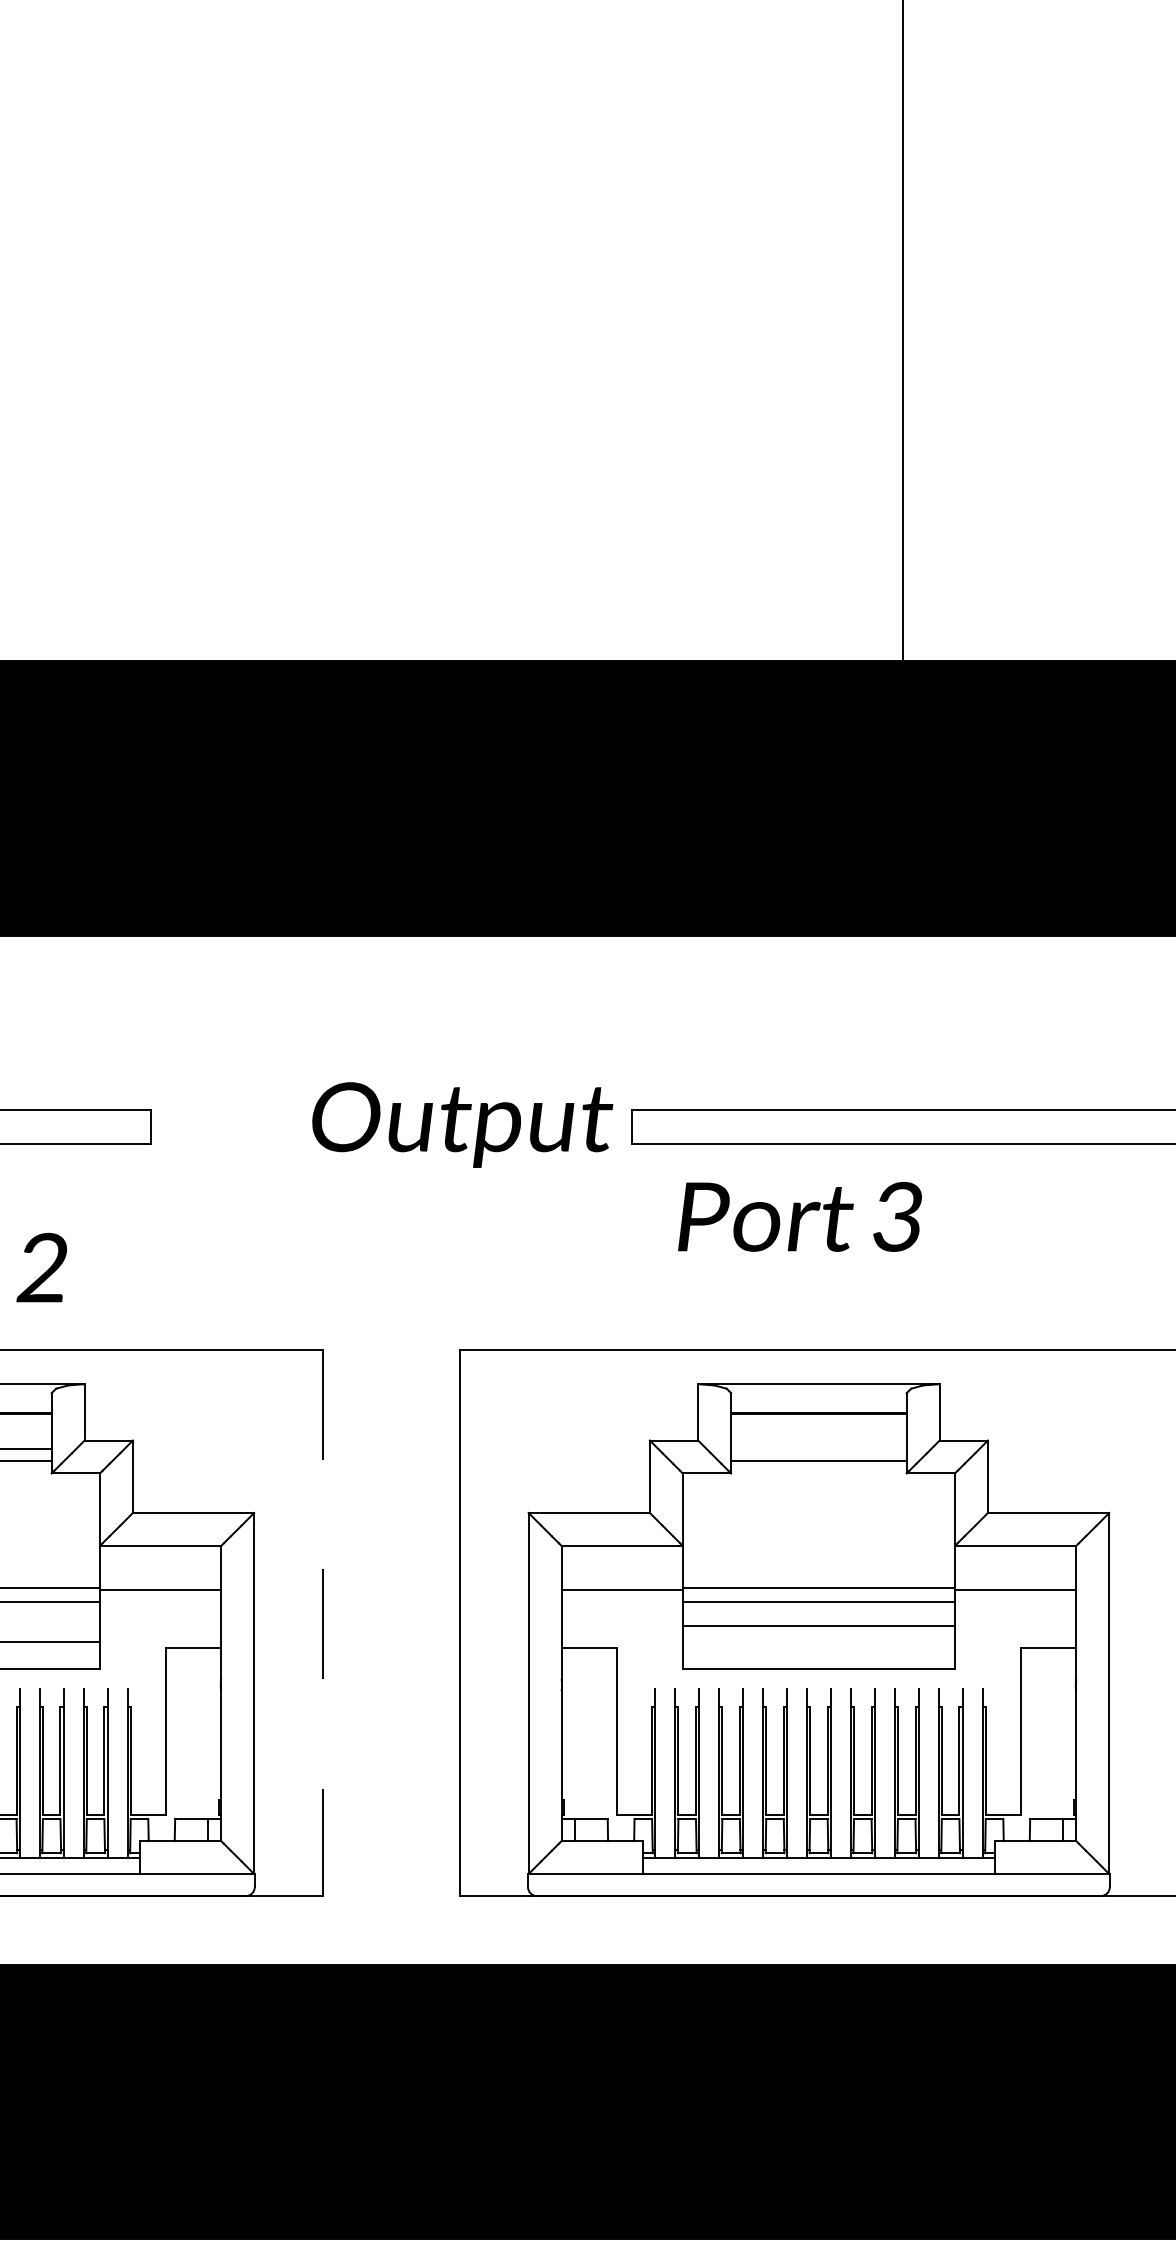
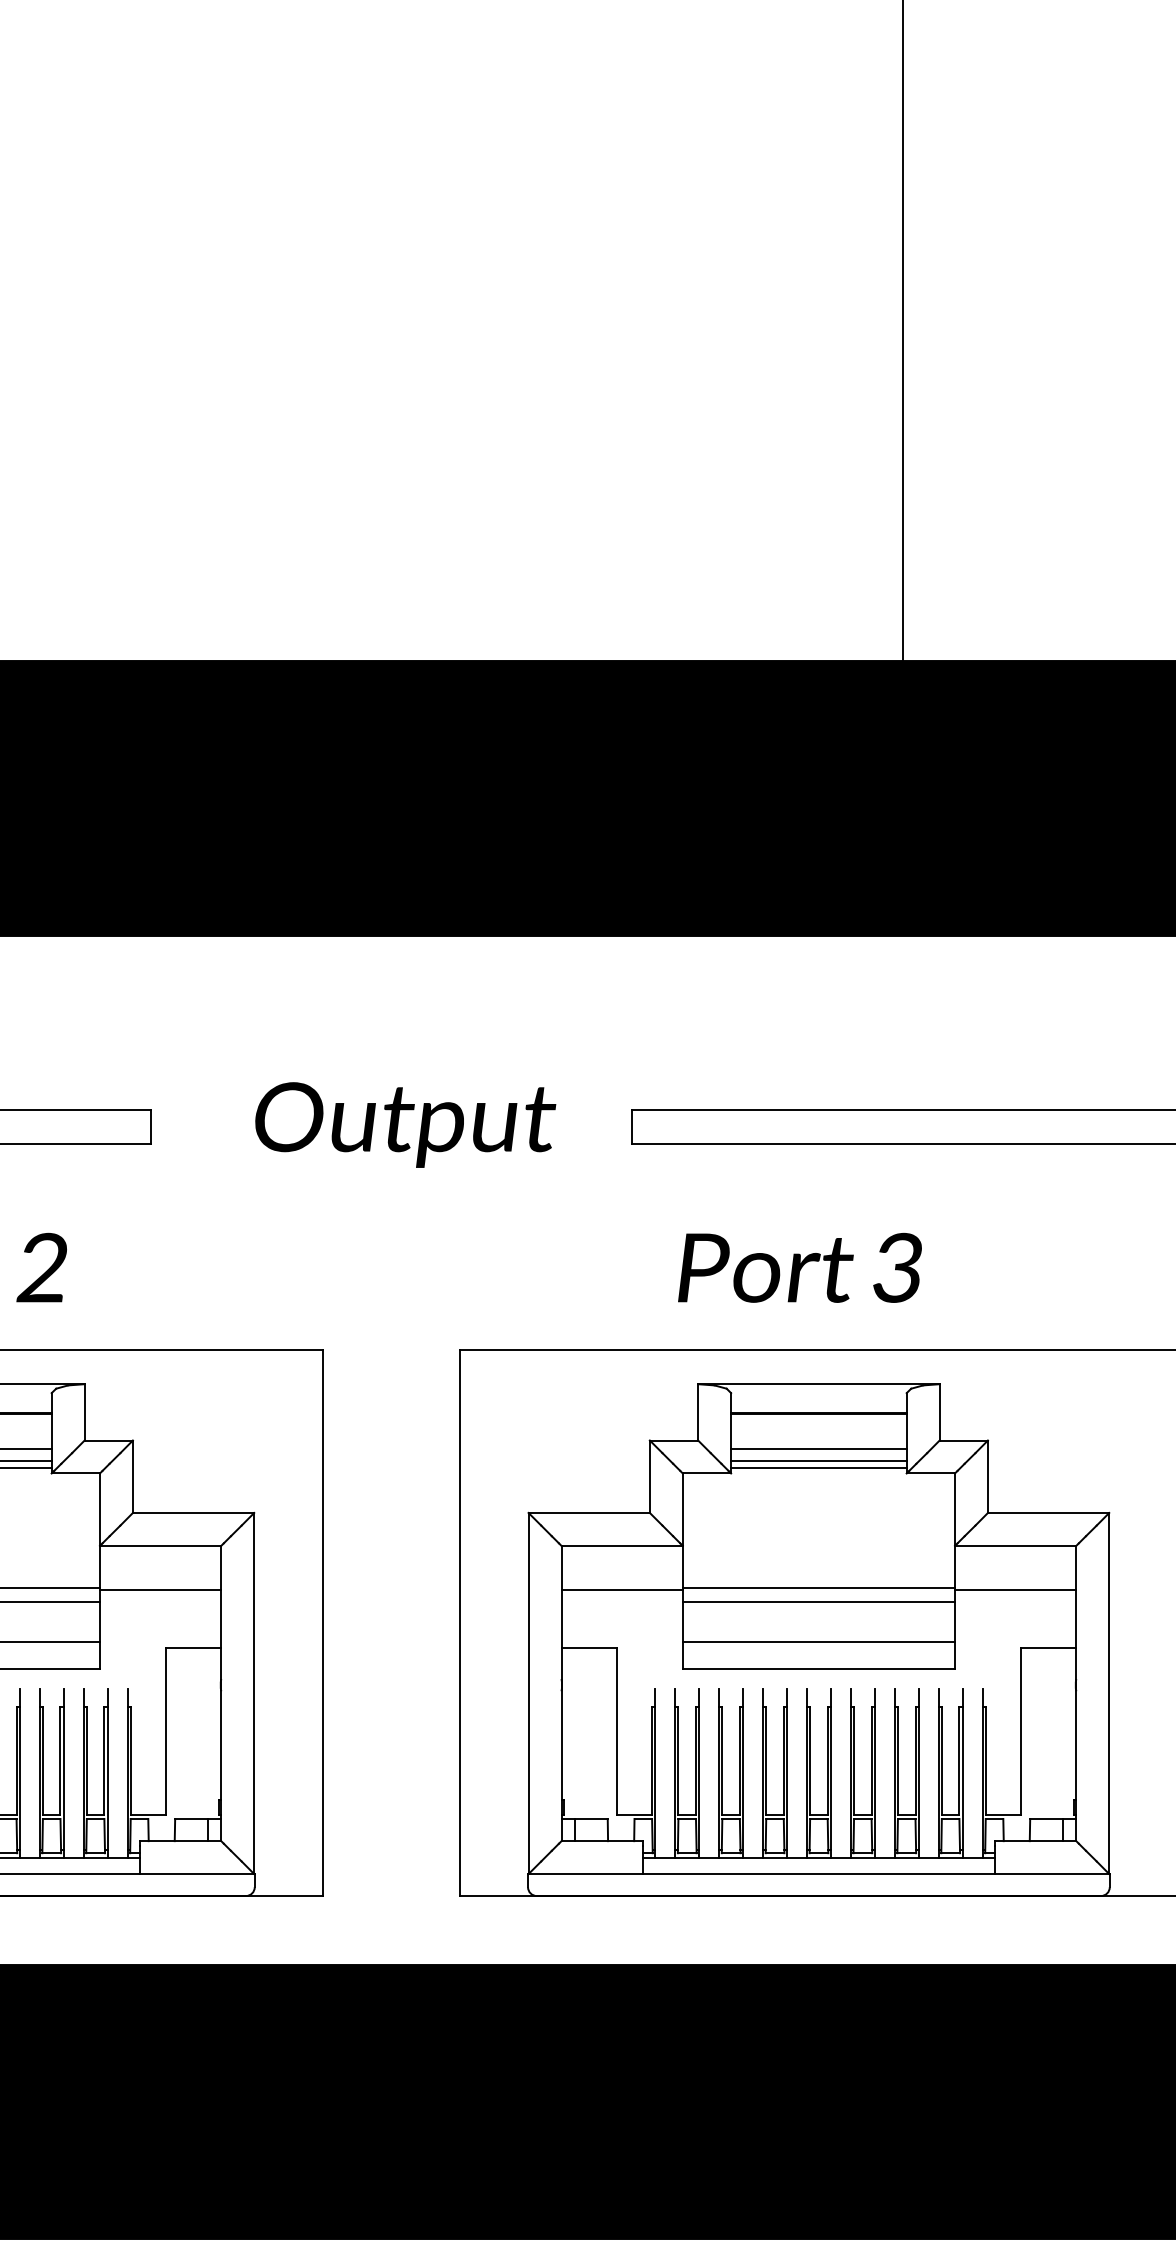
text position: (462, 1124) -> (405, 1124) (405, 1124)
text position: (799, 1216) -> (799, 1267) (799, 1267)
line: none -> present (818, 1448)
line: none -> present (26, 1468)
line: none -> present (818, 1468)
line: dashed -> solid (322, 1623)
line position: (818, 1625) -> (818, 1641) (818, 1641)
